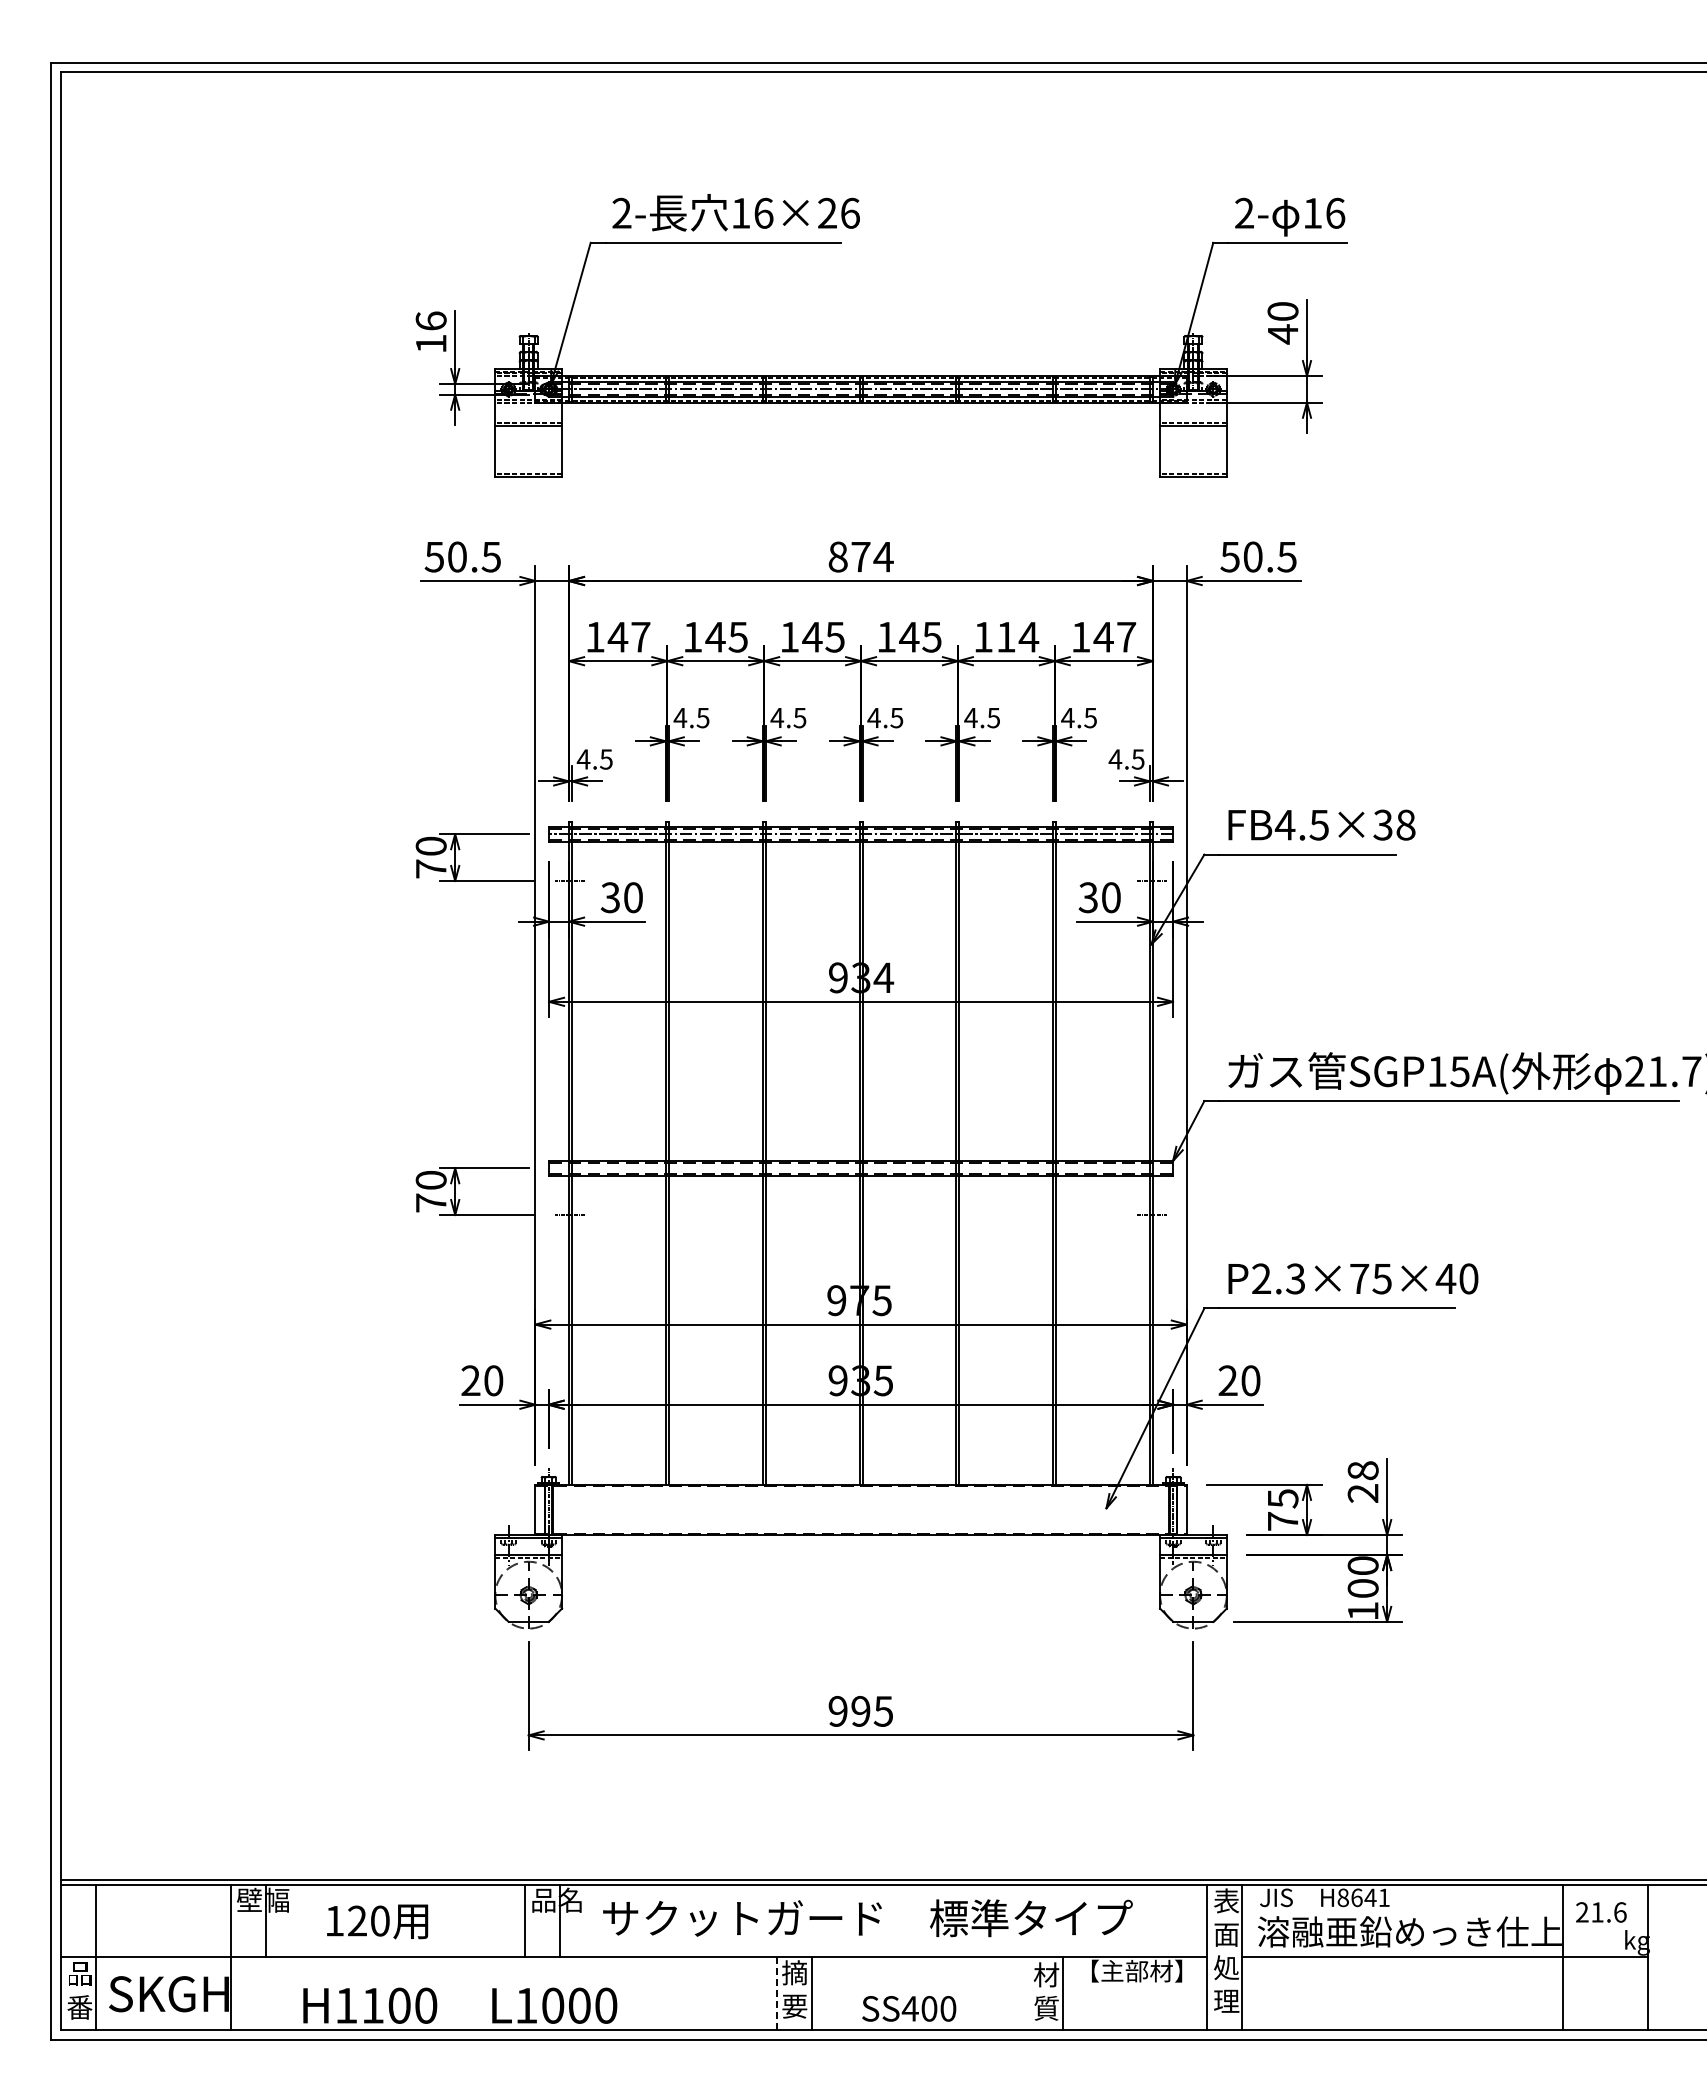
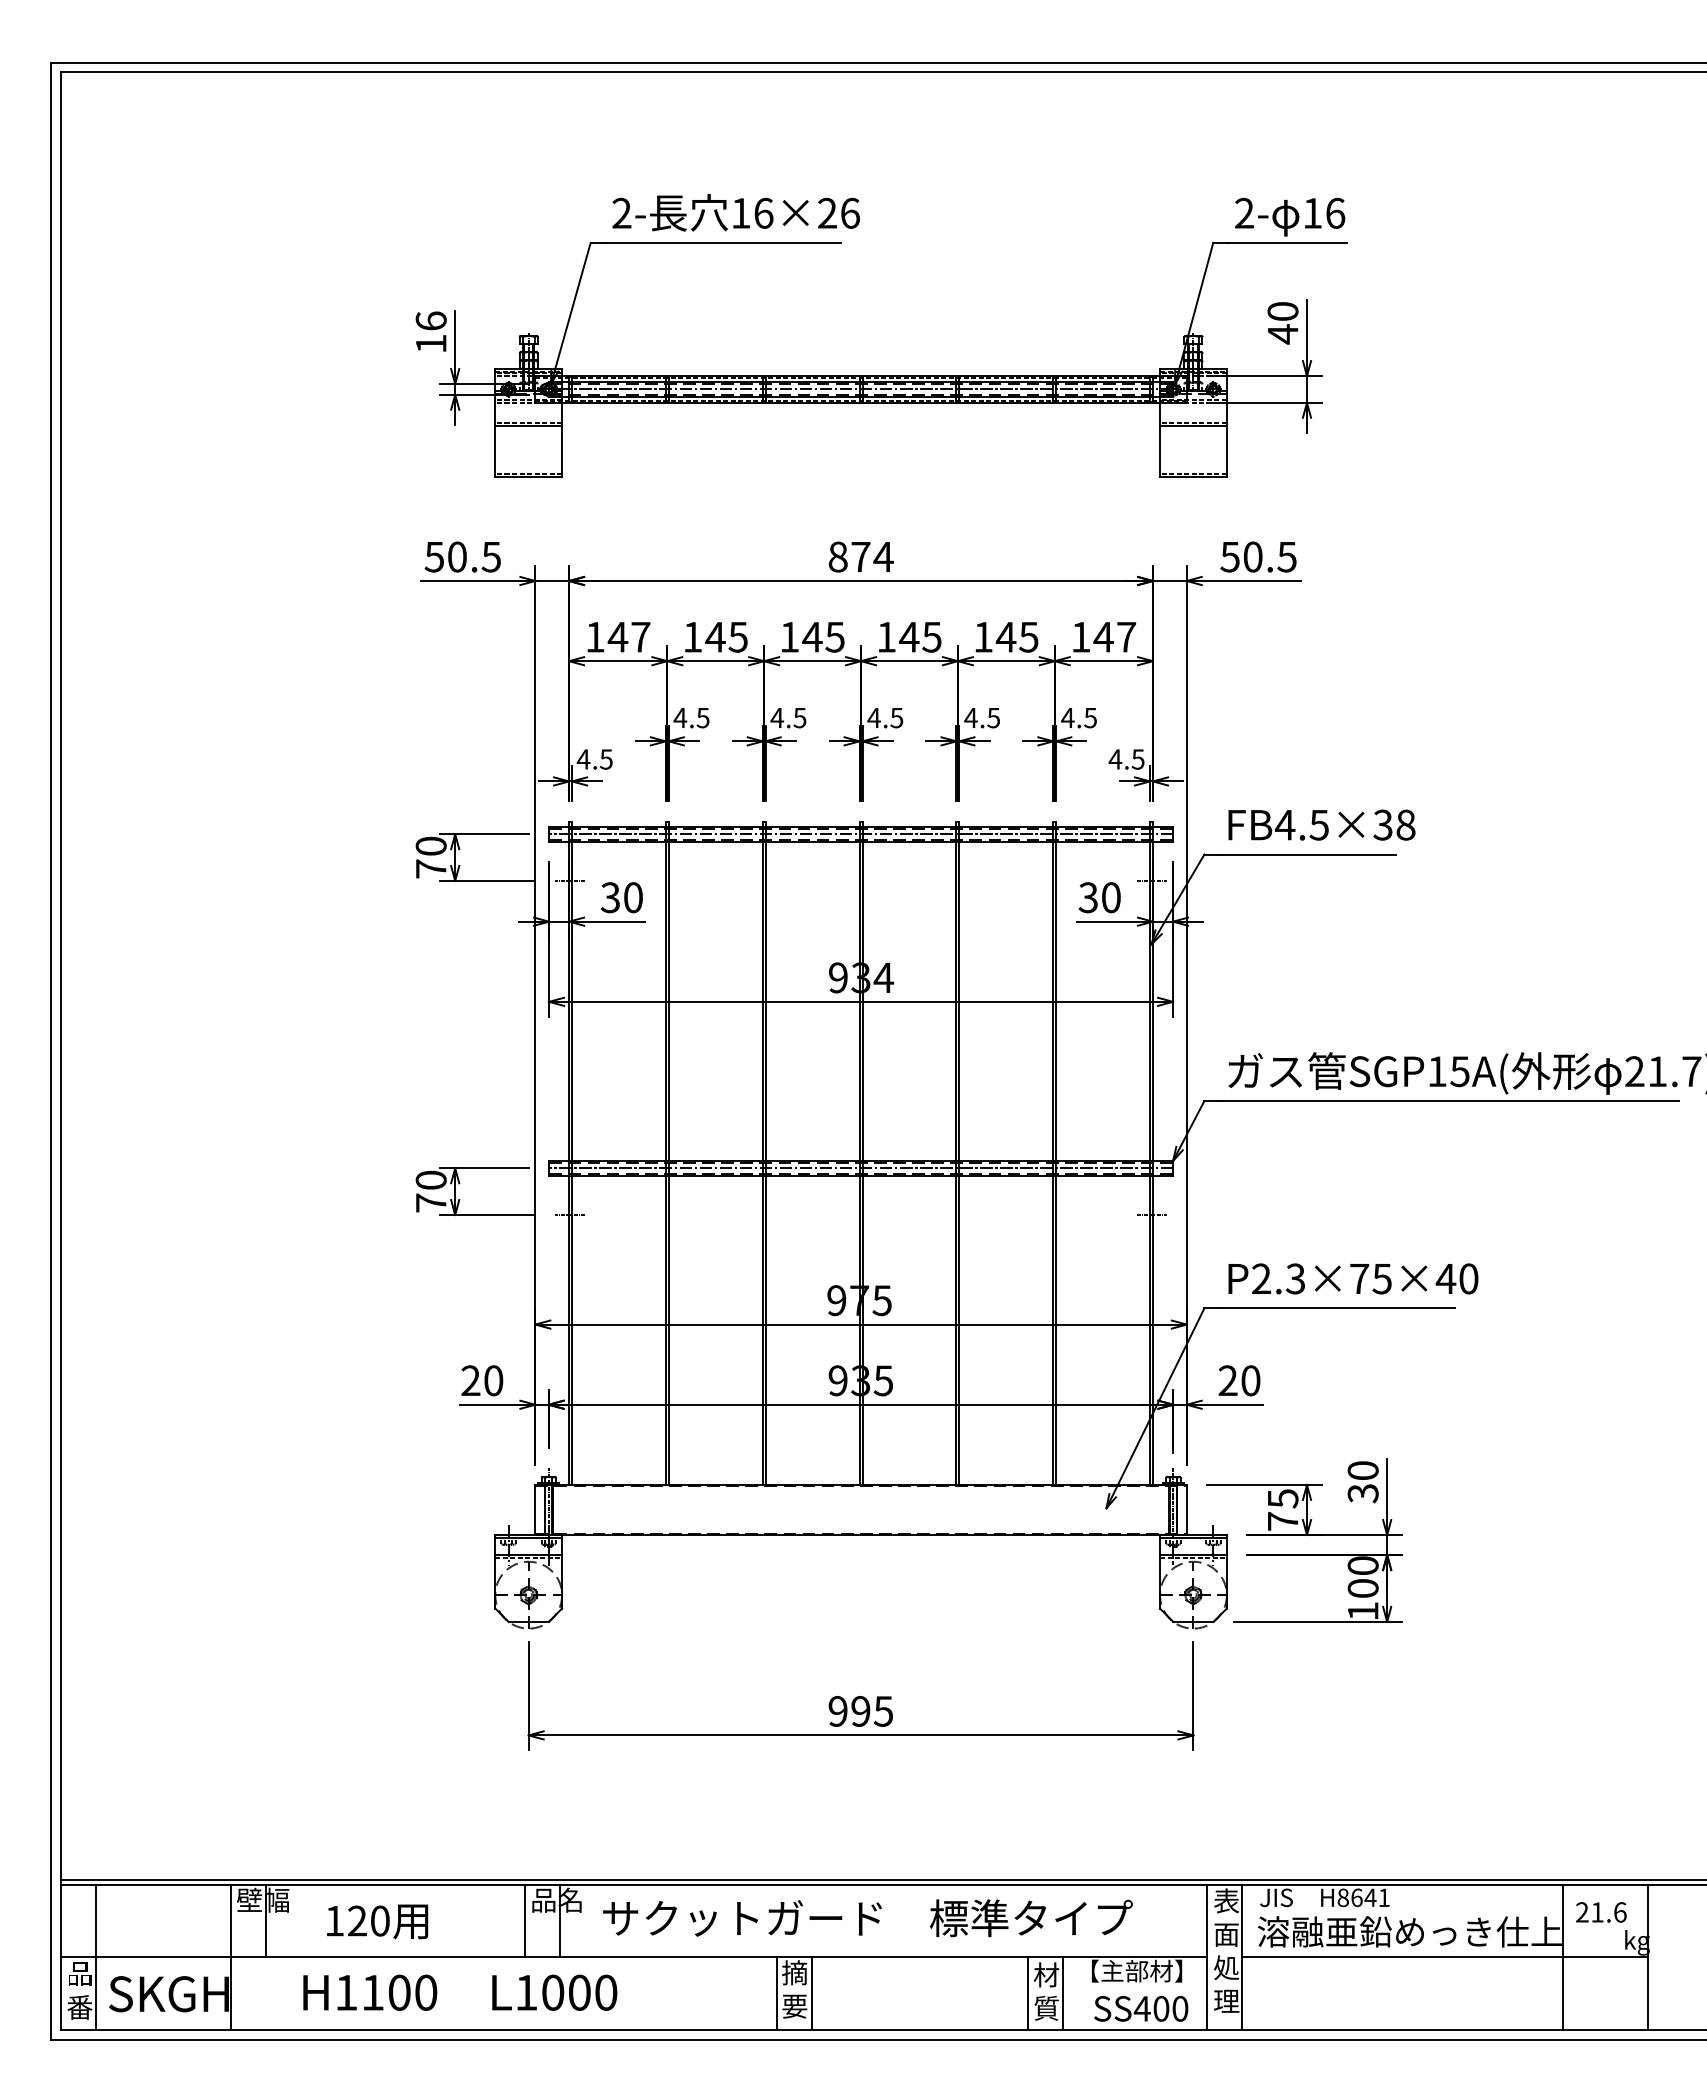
text: 114 -> 145 (1017, 637)
line: none -> present (861, 1168)
text: 28 -> 30 (1362, 1482)
line: none -> present (1028, 1993)
line: dashed -> solid (776, 1994)
text position: (460, 2005) -> (460, 1992) (460, 1992)
text position: (909, 2008) -> (1141, 2008) (1141, 2008)
